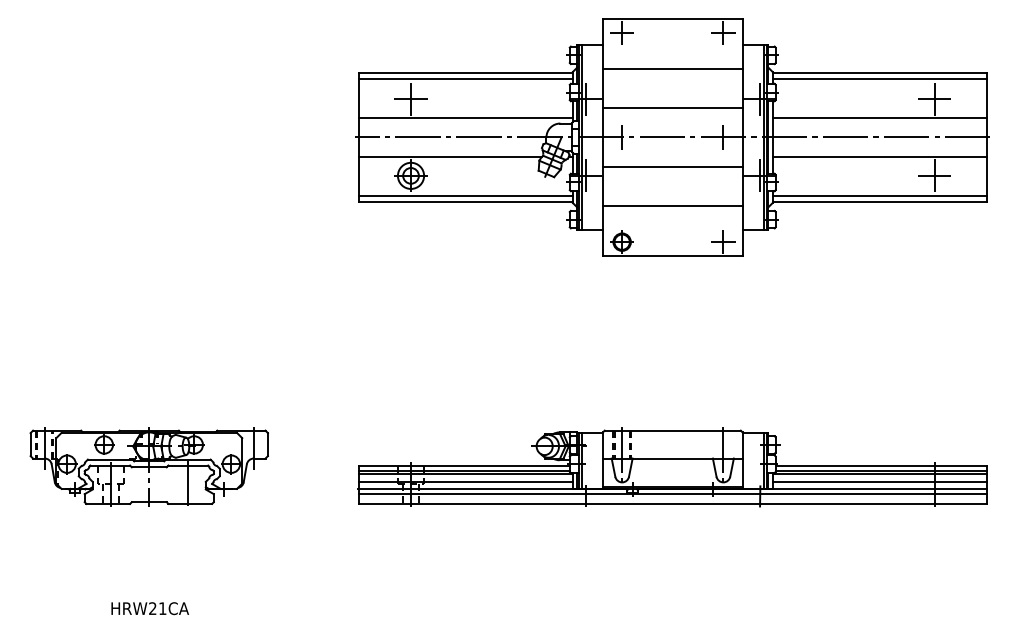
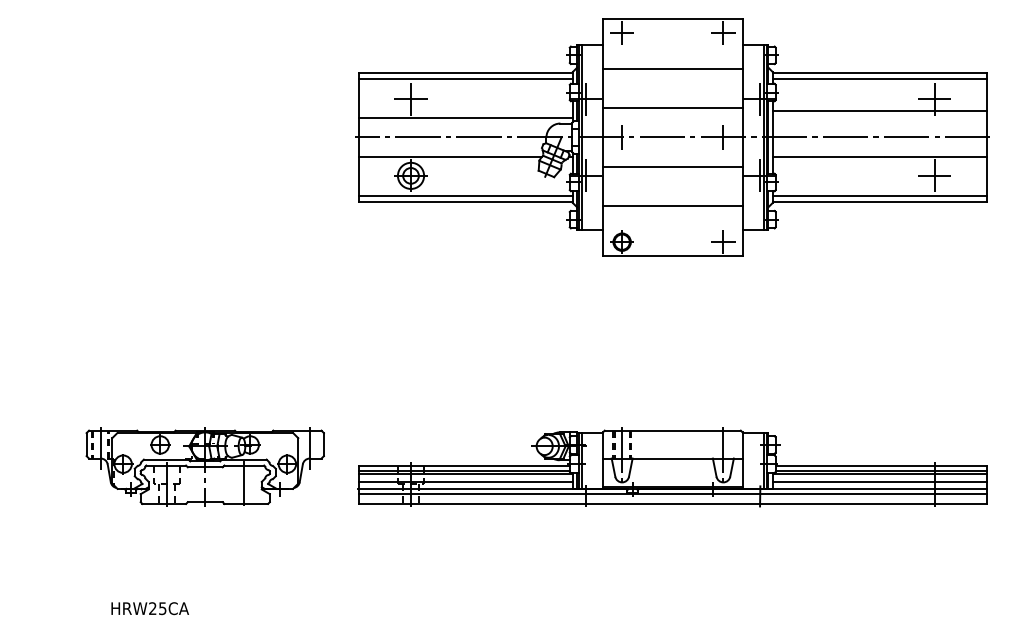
line position: (879, 118) -> (879, 111) (879, 111)
part position: (148, 466) -> (204, 466) (204, 466)
text: HRW21CA -> HRW25CA (162, 608)
